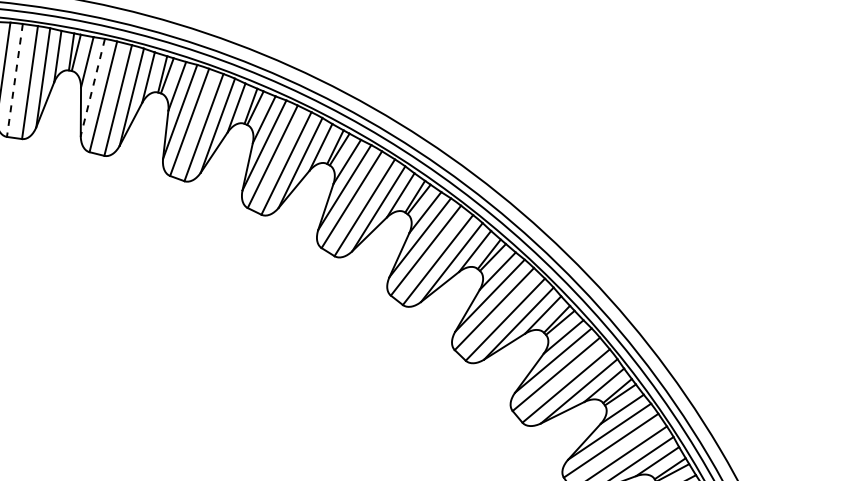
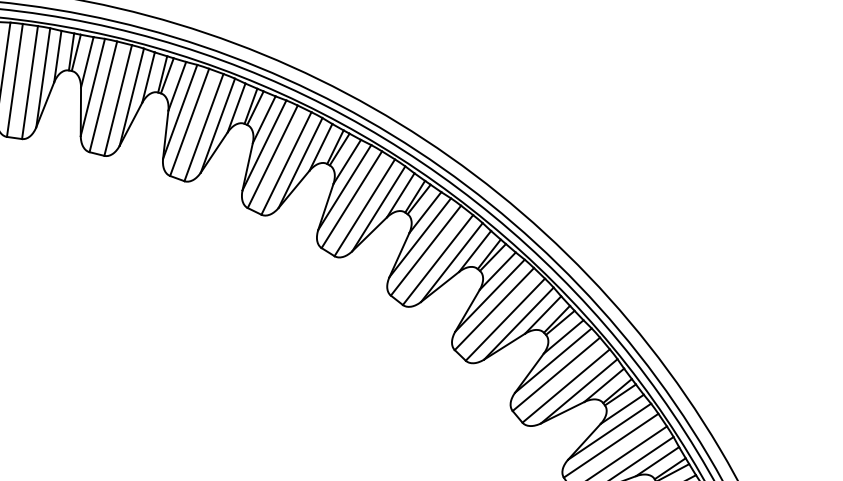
line: dashed -> solid (14, 80)
line: dashed -> solid (92, 87)
